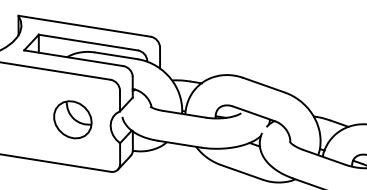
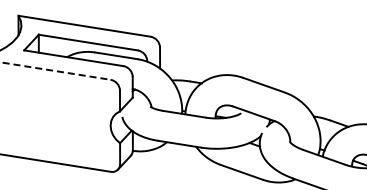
line: solid -> dashed (55, 71)
part: present -> none (72, 119)
